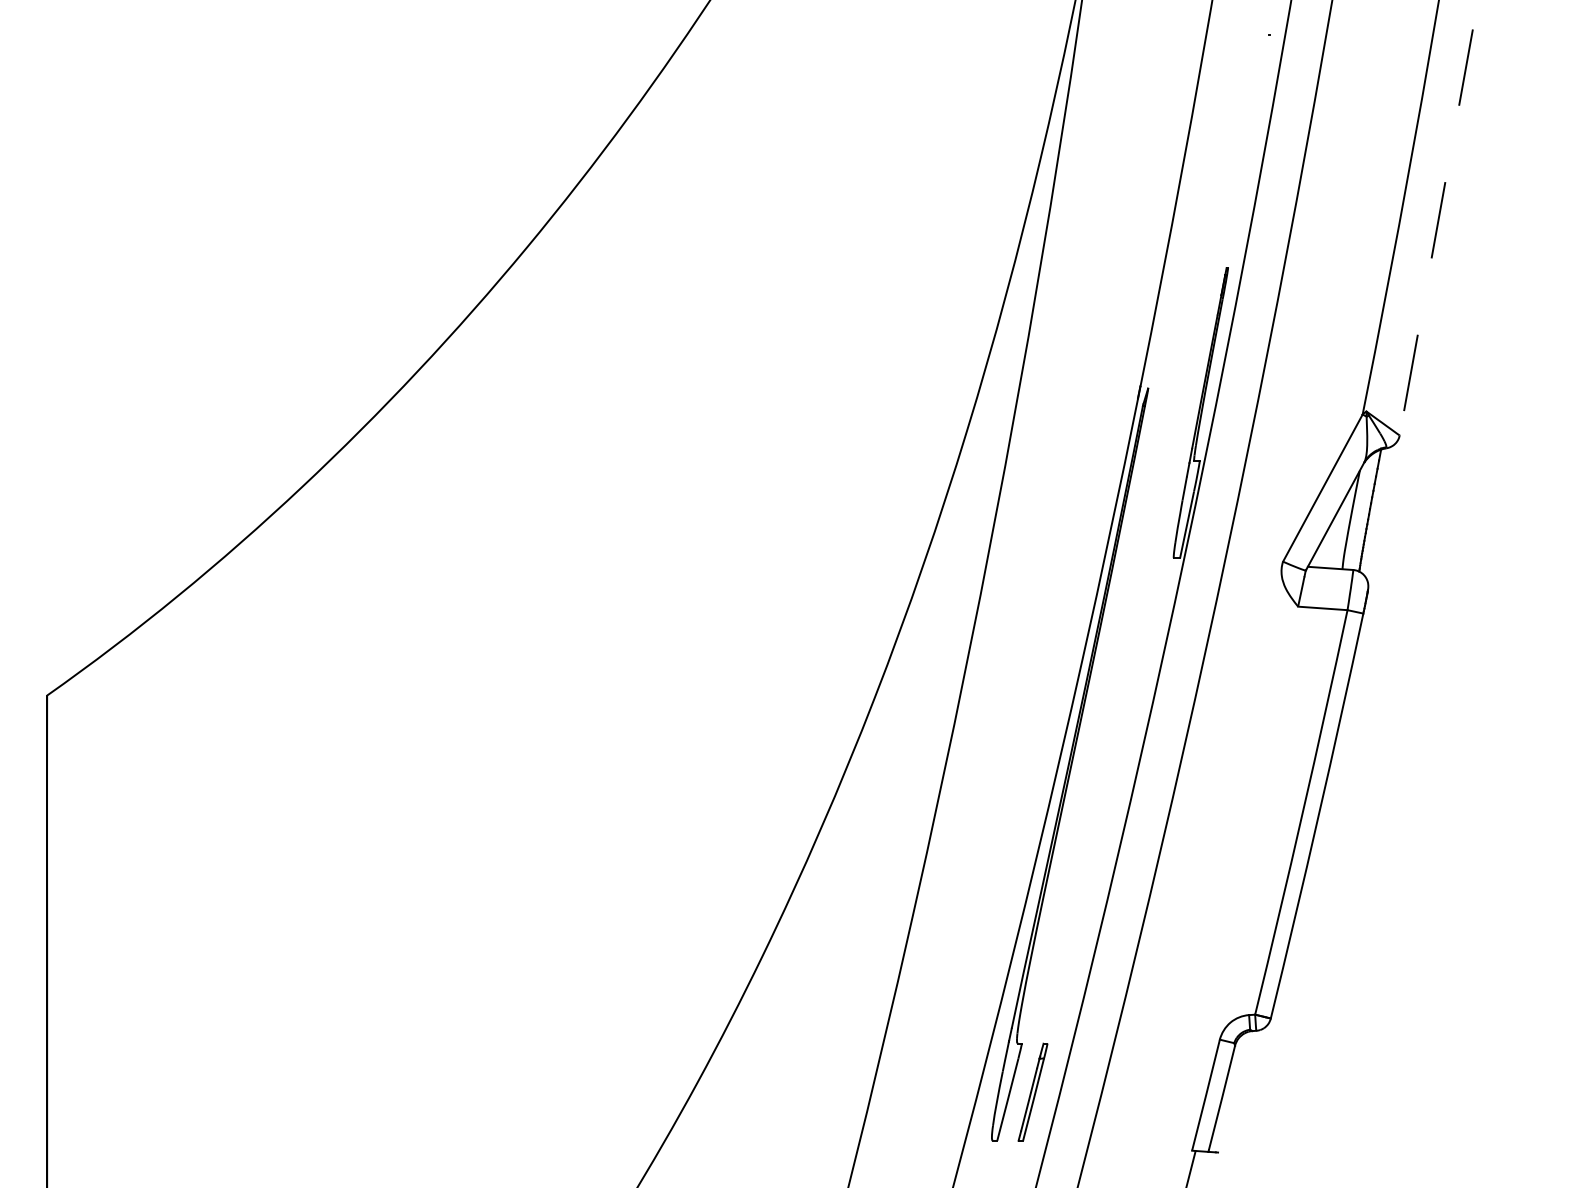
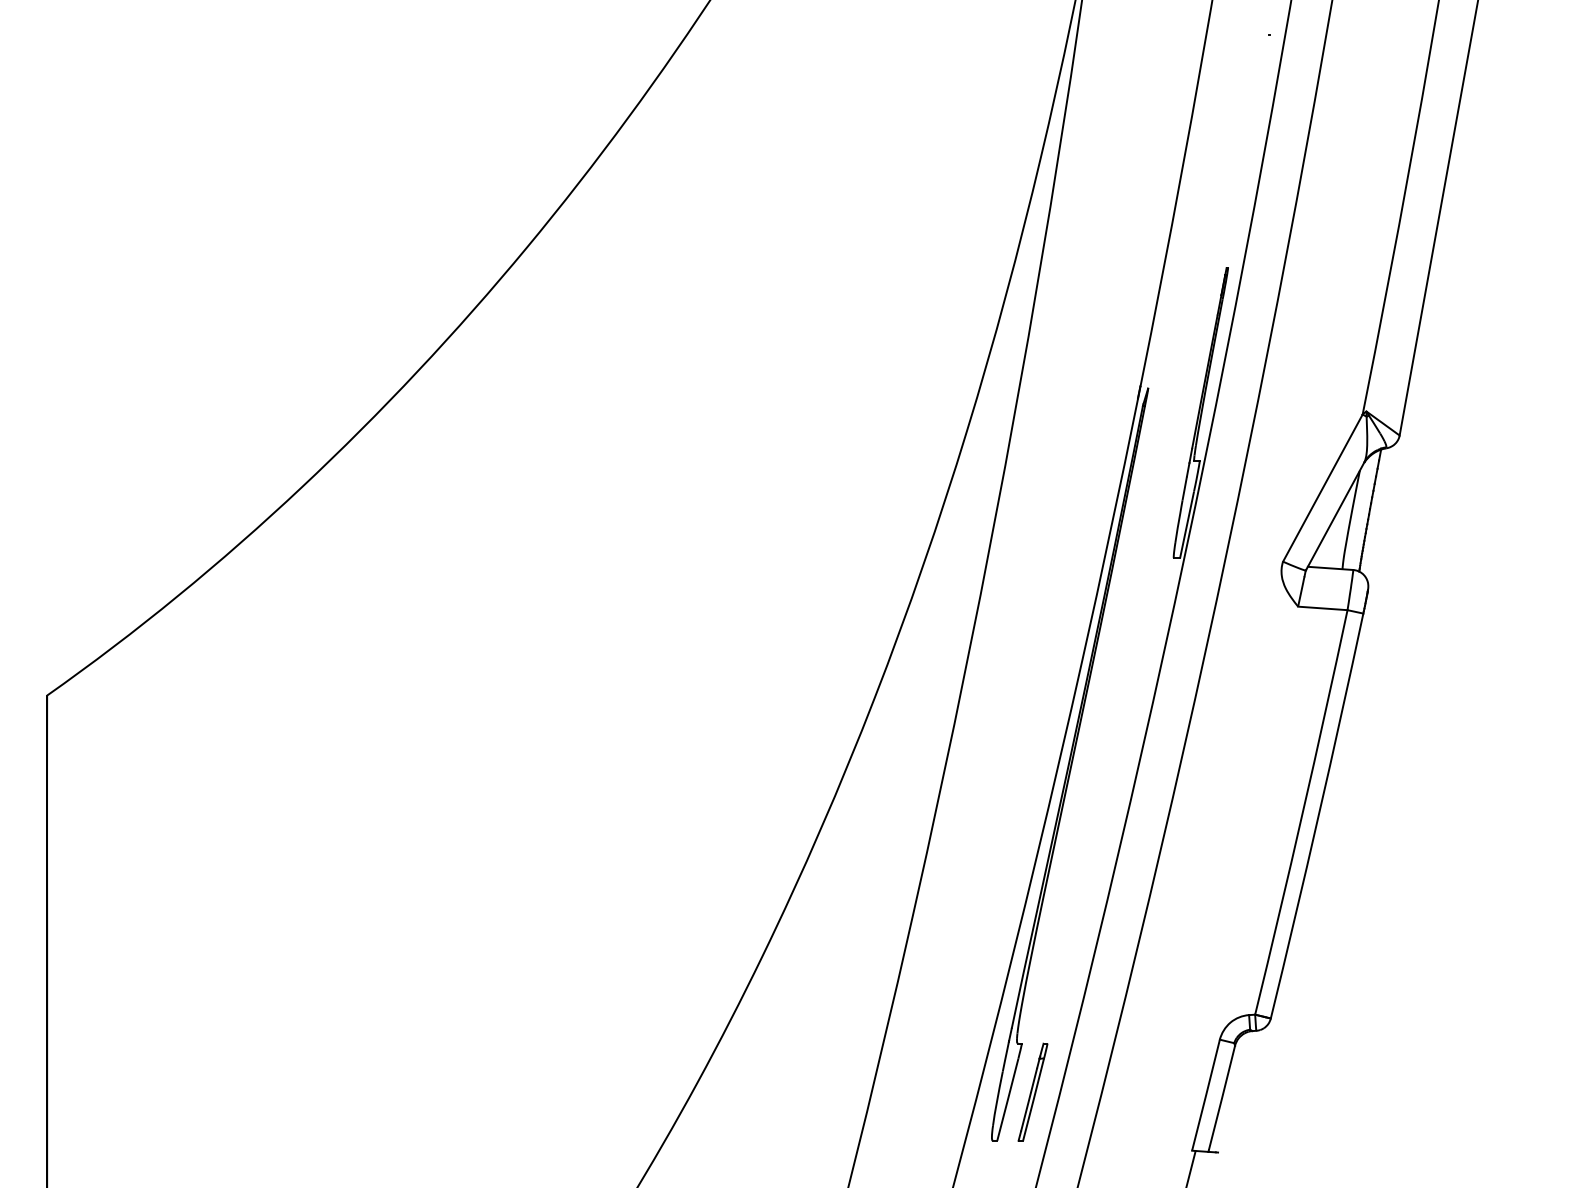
line: dashed -> solid (1438, 218)
